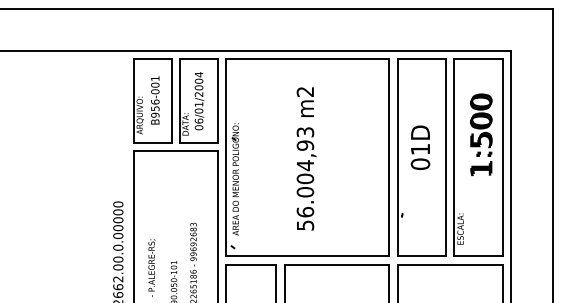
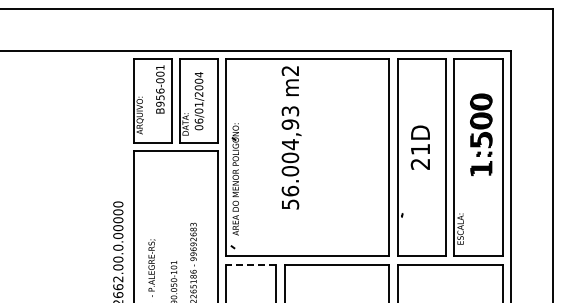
text position: (155, 100) -> (160, 89) (160, 89)
text position: (306, 158) -> (291, 137) (291, 137)
text: 01D -> 21D (420, 163)
line: solid -> dashed (250, 264)
